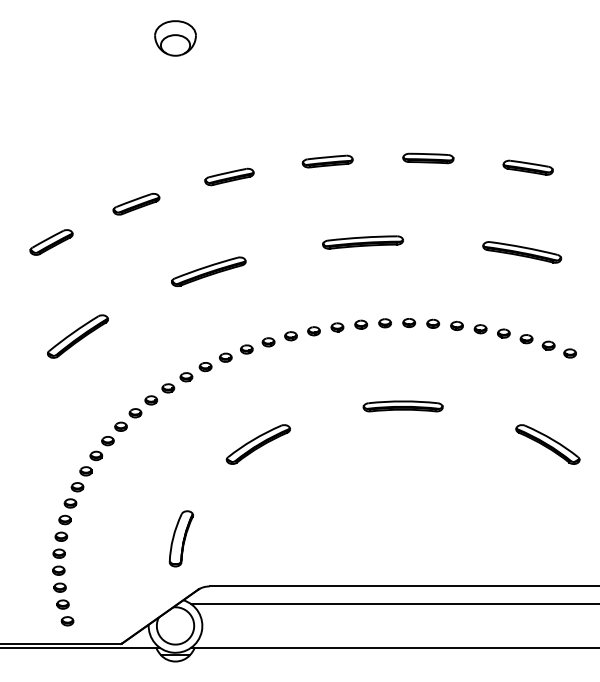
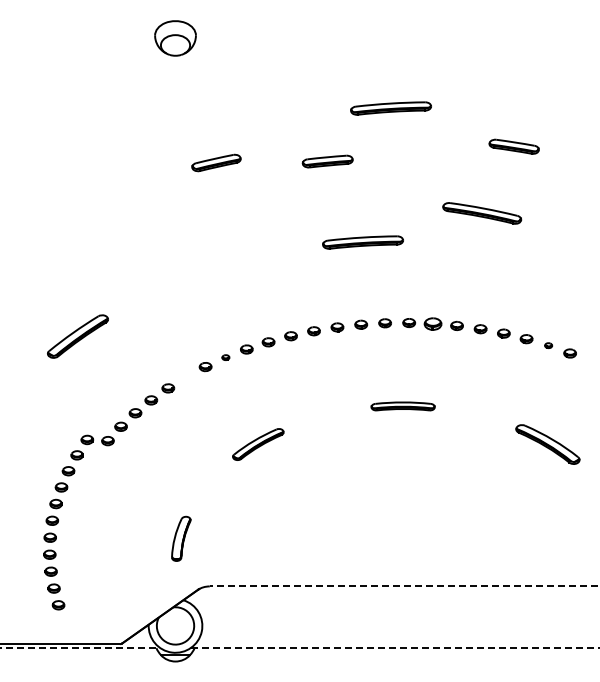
part: none -> present (390, 108)
part: present -> none (428, 158)
part position: (527, 167) -> (513, 146) (513, 146)
part position: (229, 176) -> (216, 162) (216, 162)
part: present -> none (136, 204)
part: present -> none (51, 242)
part position: (522, 252) -> (482, 213) (482, 213)
part: present -> none (208, 271)
part size: 15x11 px -> 20x14 px (432, 323)
part size: 15x11 px -> 10x7 px (548, 345)
part size: 14x11 px -> 10x7 px (225, 357)
part: present -> none (186, 377)
part size: 82x13 px -> 66x11 px (402, 406)
part size: 66x41 px -> 53x33 px (258, 444)
part position: (68, 536) -> (59, 520) (59, 520)
part size: 26x58 px -> 21x47 px (181, 538)
line: solid -> dashed (404, 586)
line: present -> none (393, 603)
line: solid -> dashed (80, 648)
line: solid -> dashed (395, 648)
